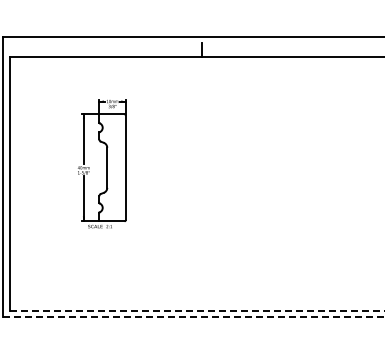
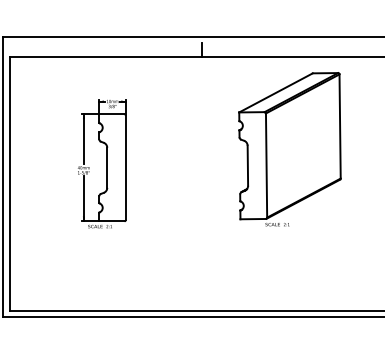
part: none -> present (289, 149)
line: dashed -> solid (197, 310)
line: dashed -> solid (194, 317)
